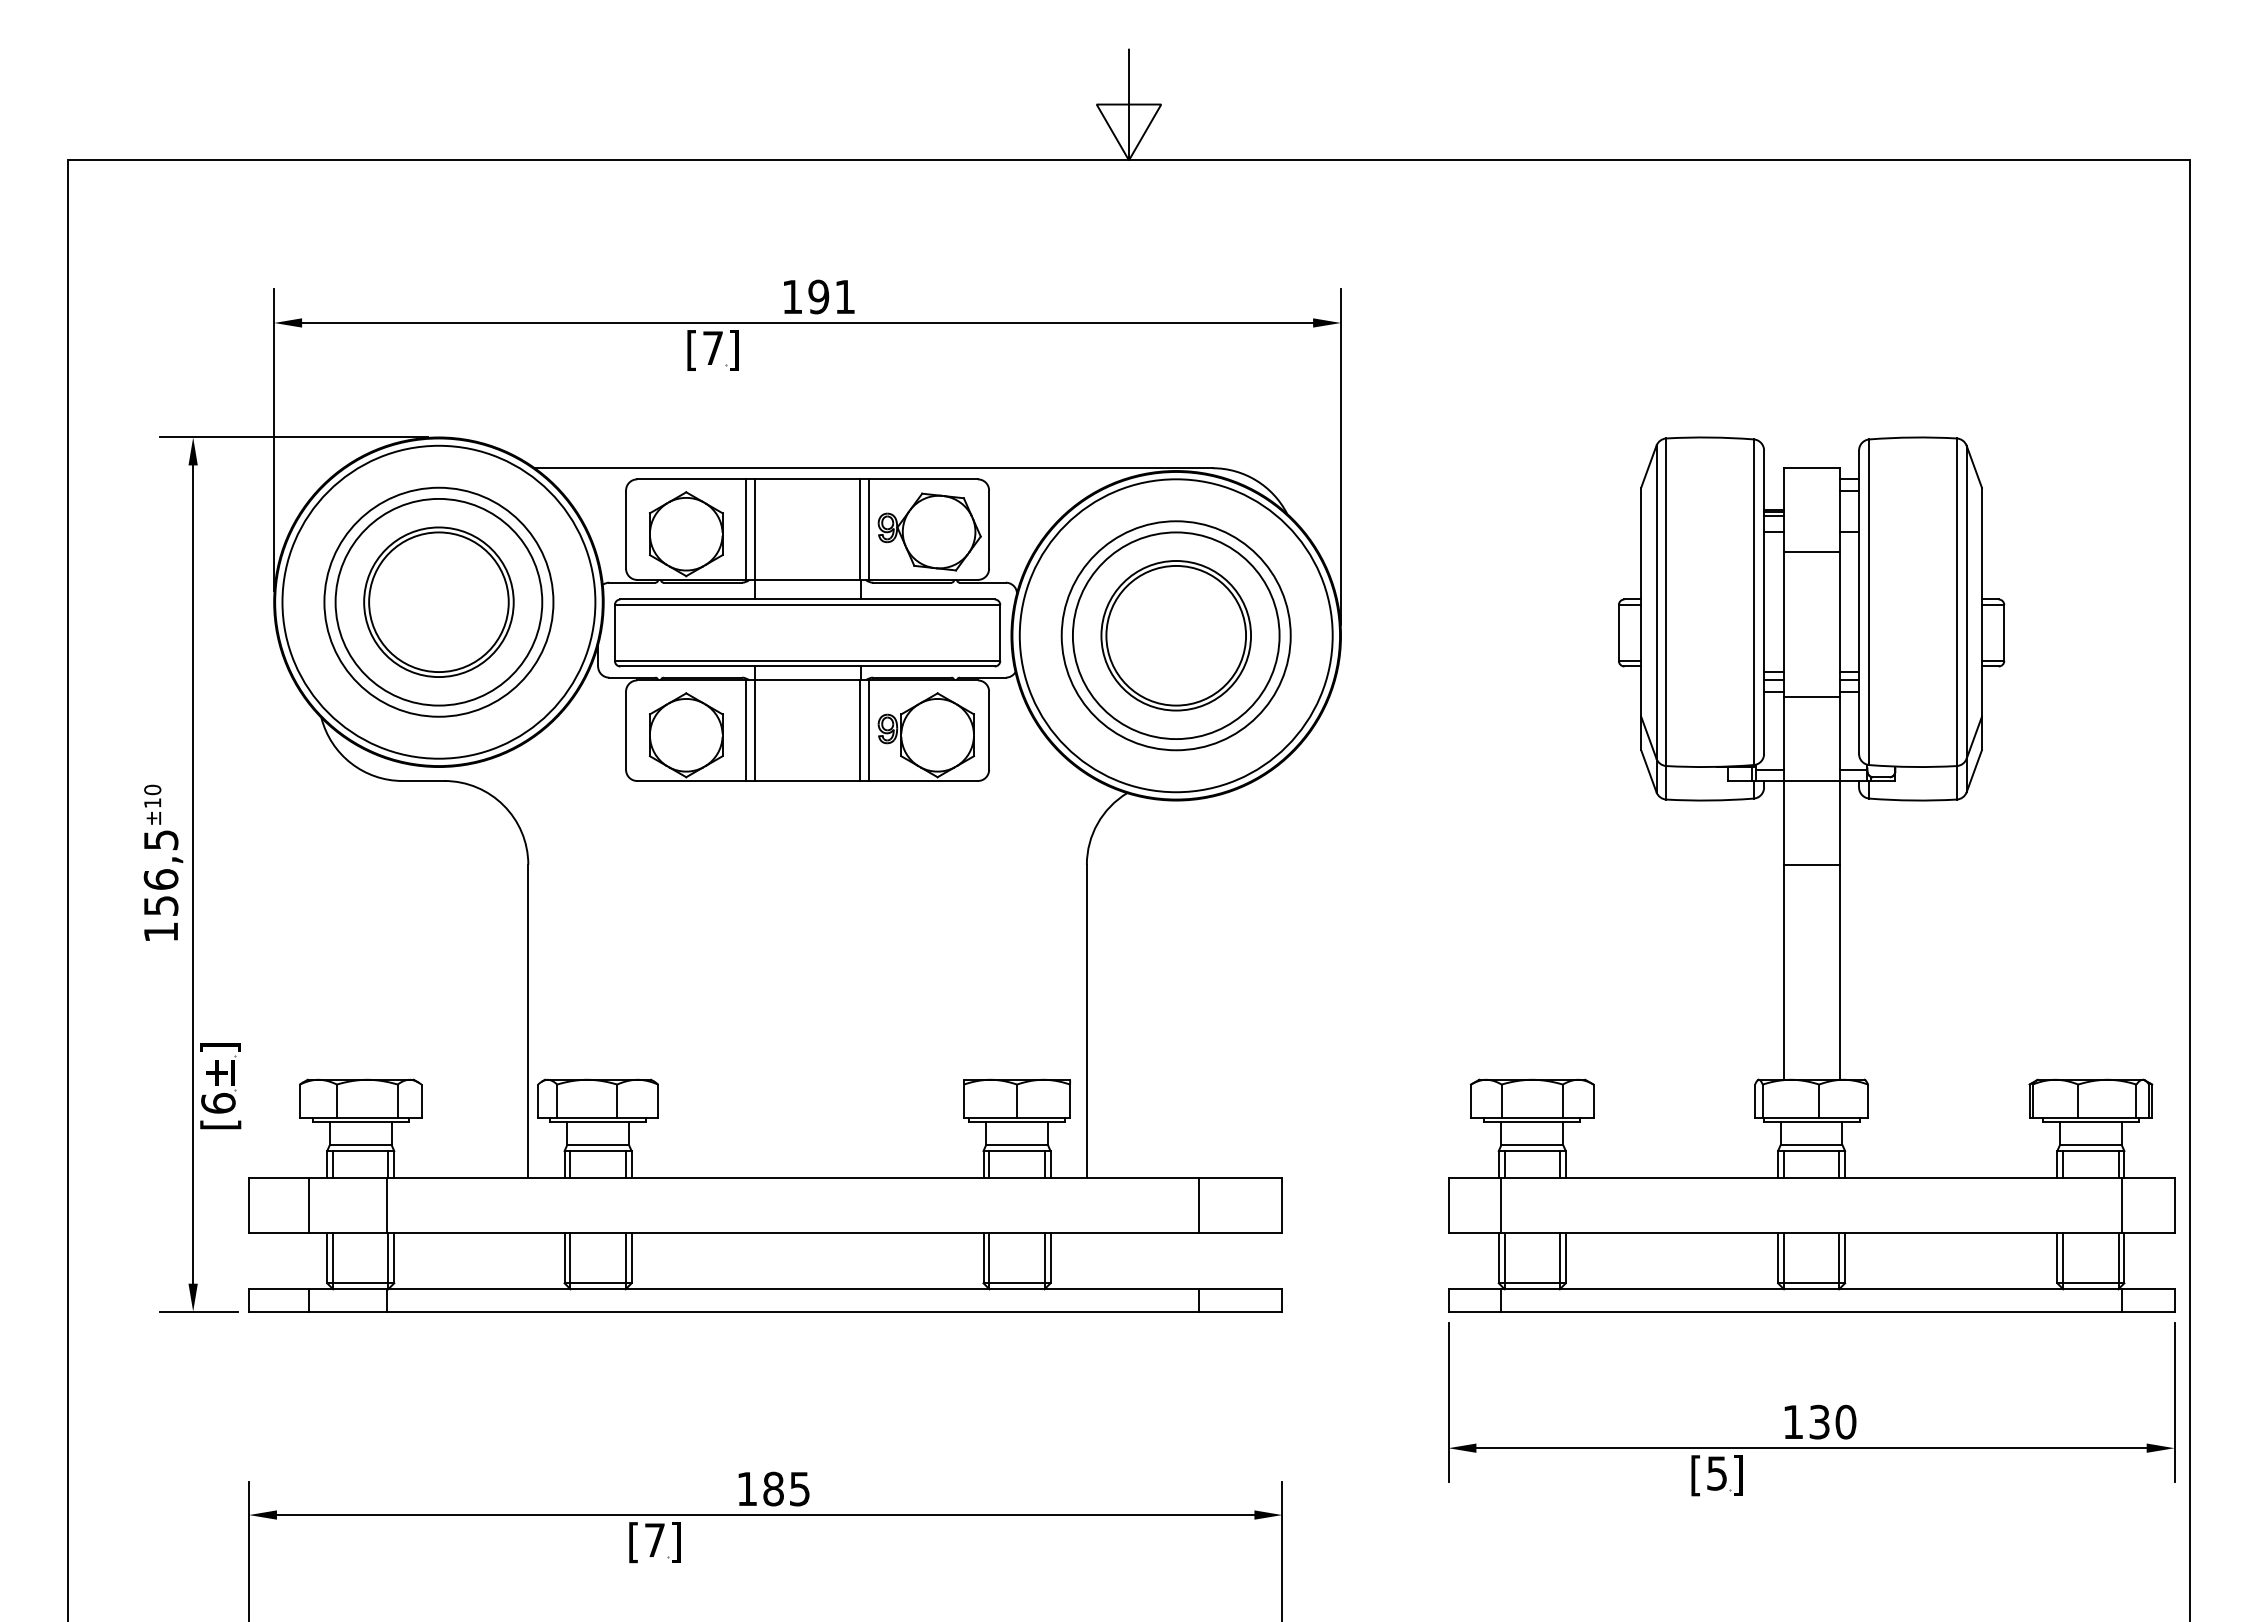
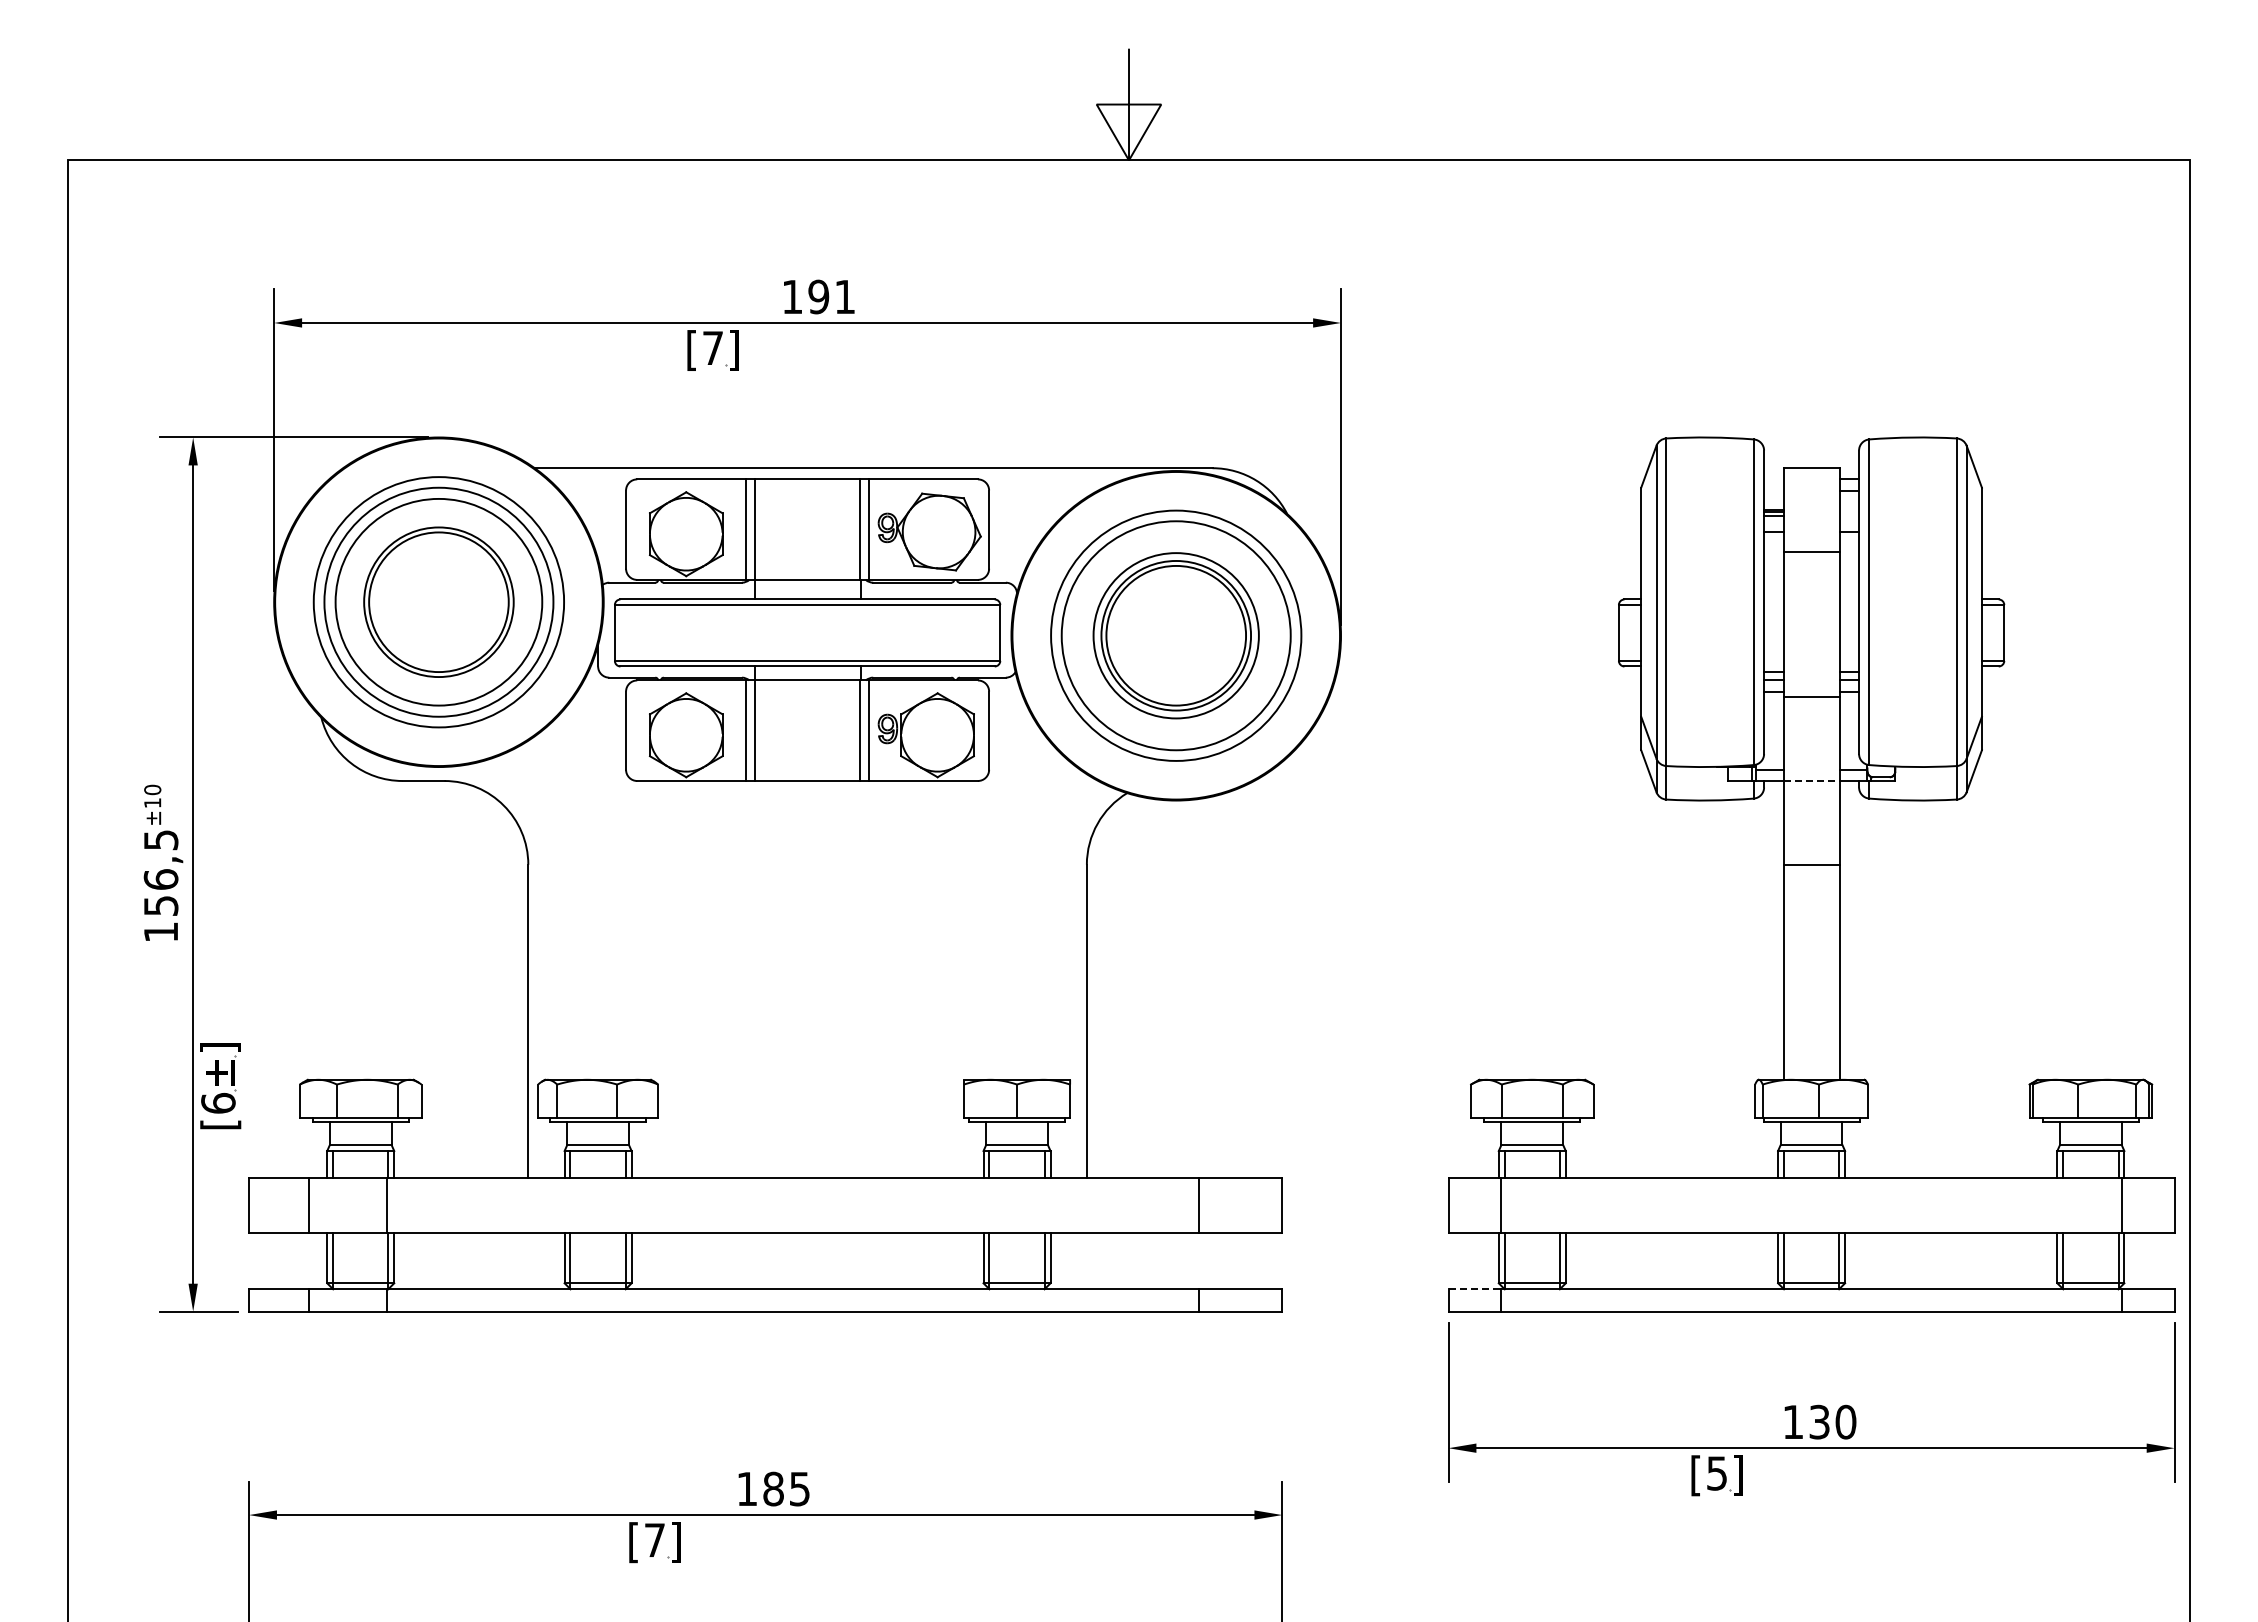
circle diameter: 313 px -> 250 px (438, 602)
circle diameter: 207 px -> 165 px (1175, 635)
circle diameter: 313 px -> 250 px (1176, 635)
line: solid -> dashed (1811, 781)
line: solid -> dashed (1475, 1289)
